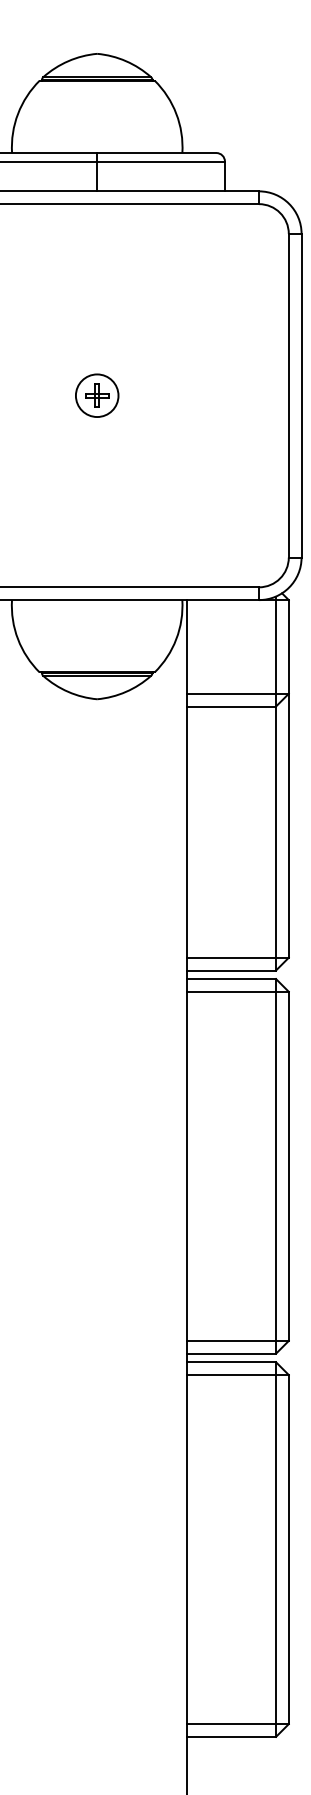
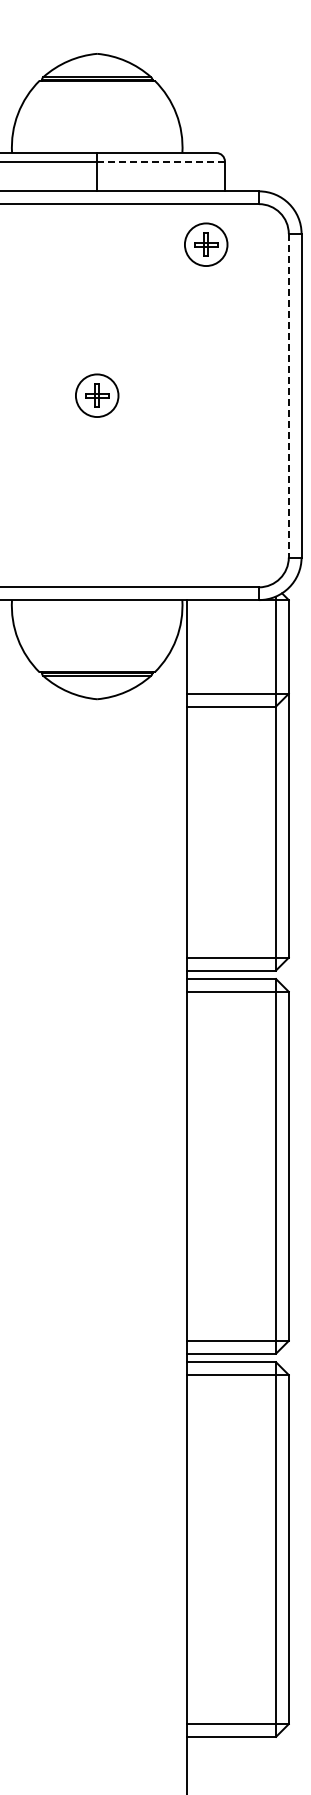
line: solid -> dashed (161, 161)
part: none -> present (206, 244)
line: solid -> dashed (288, 395)
